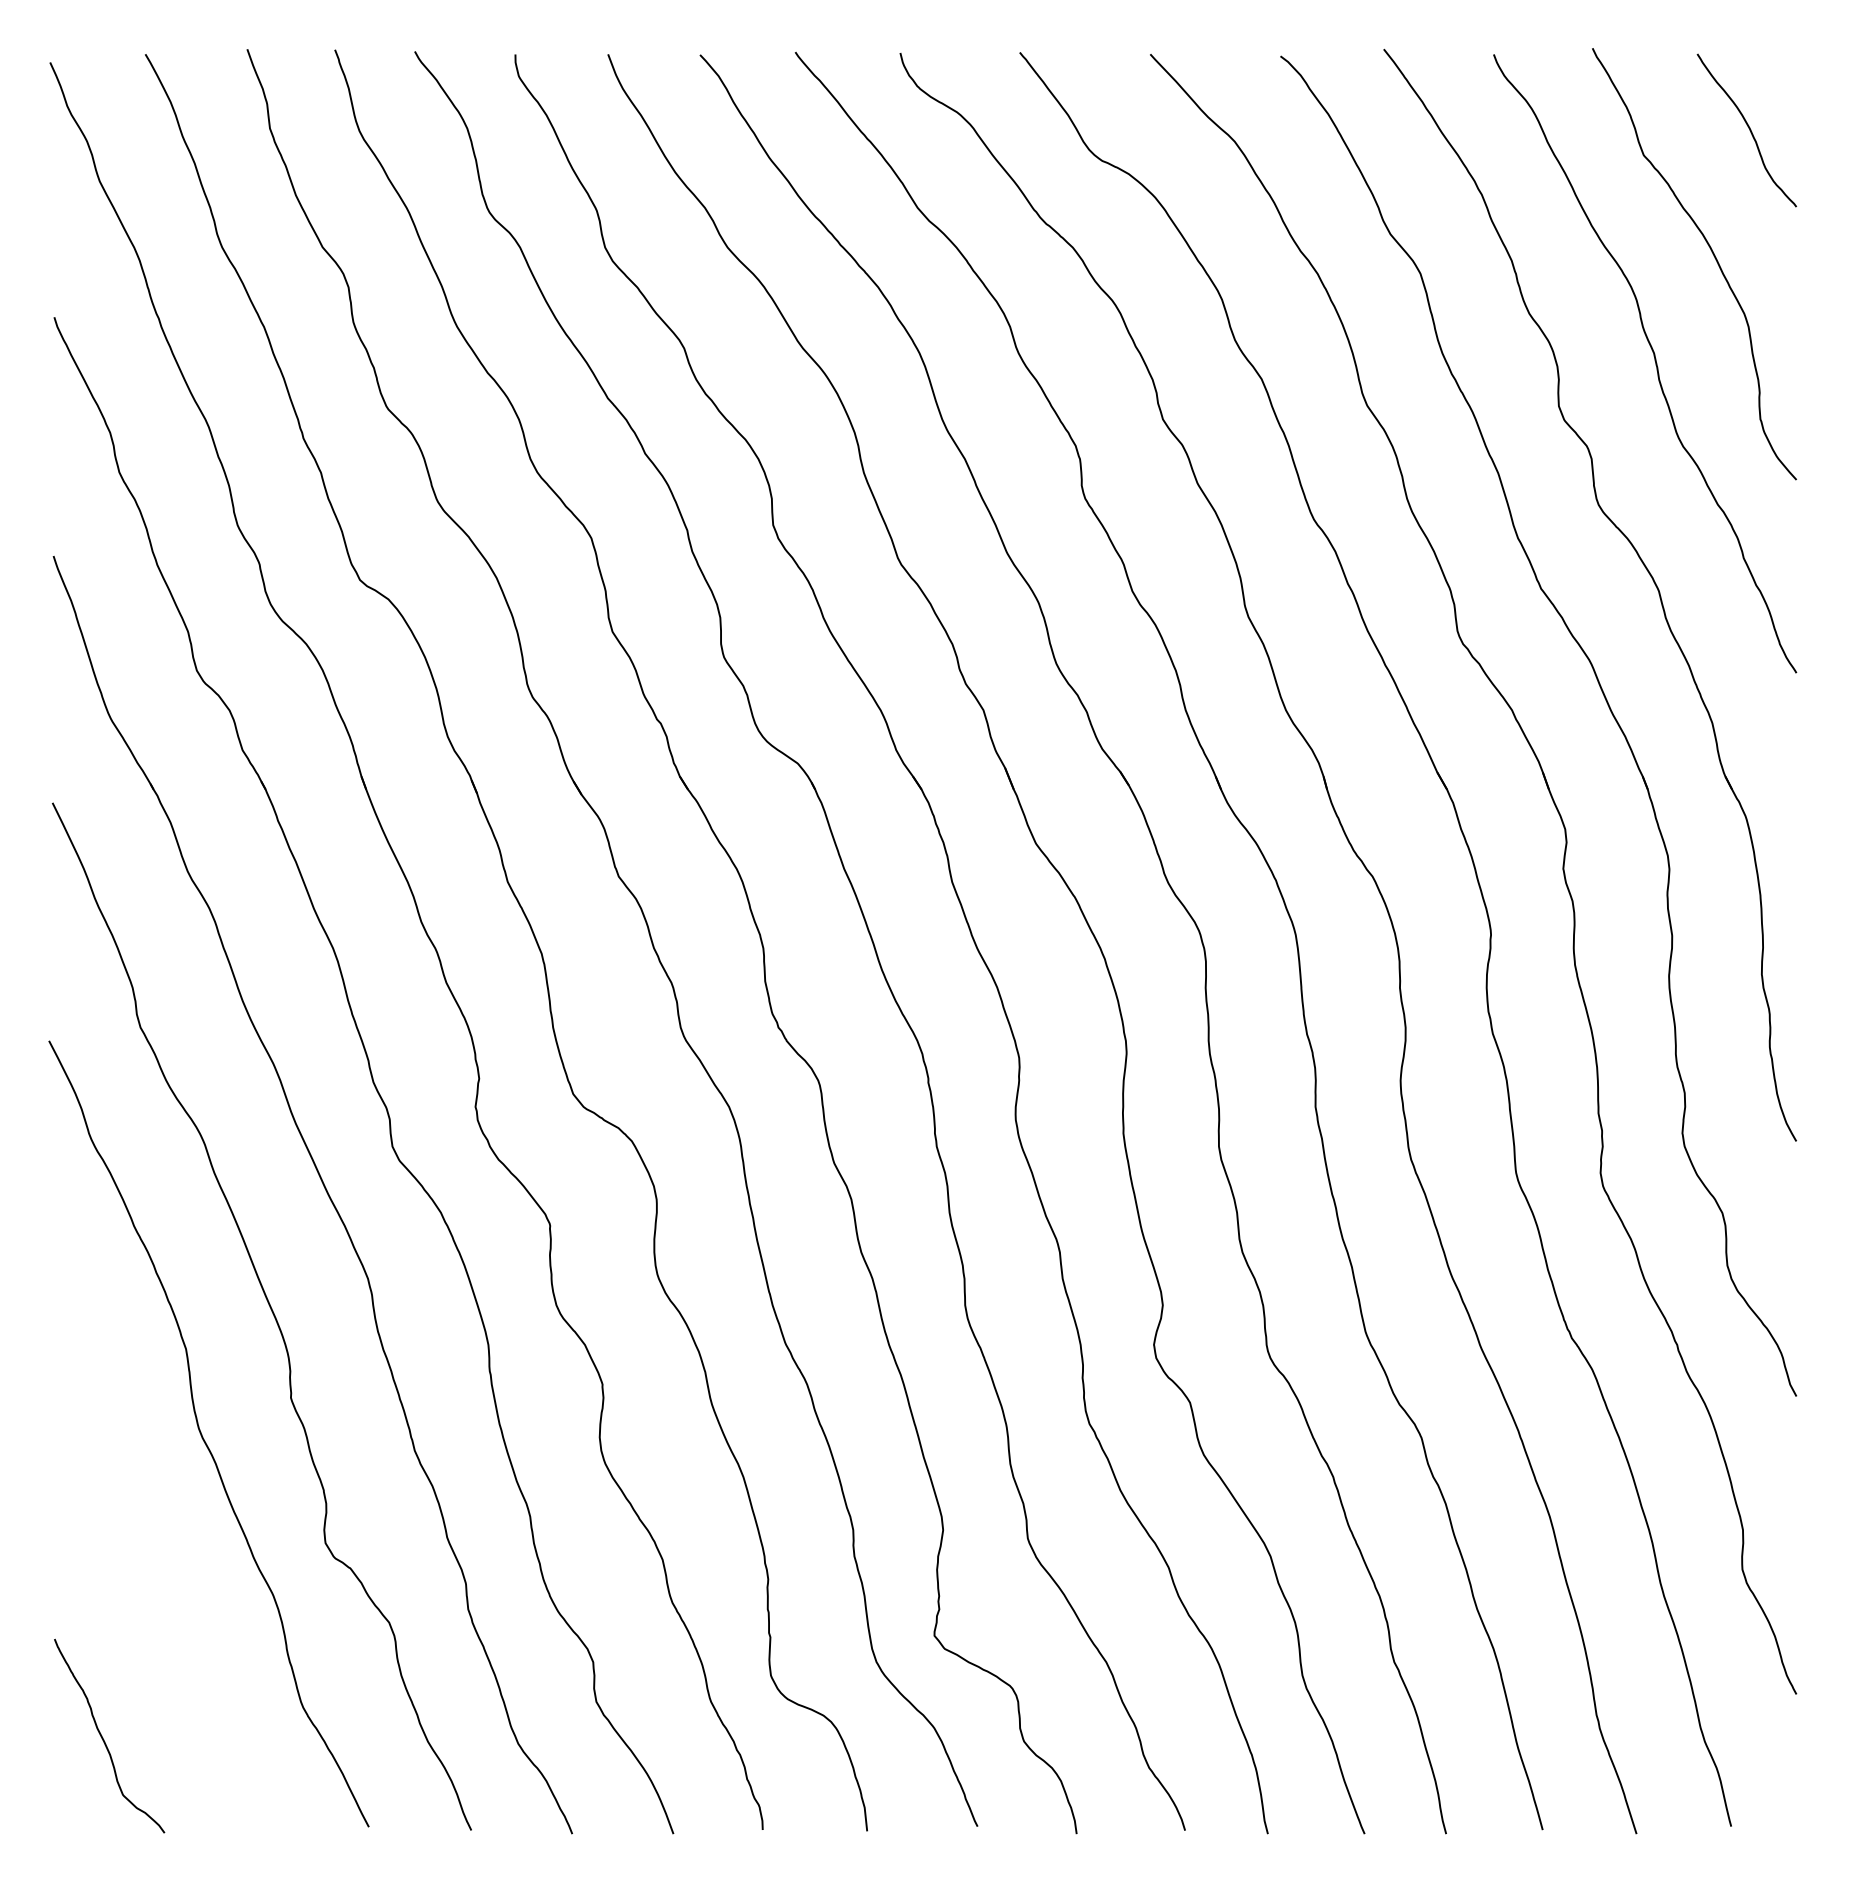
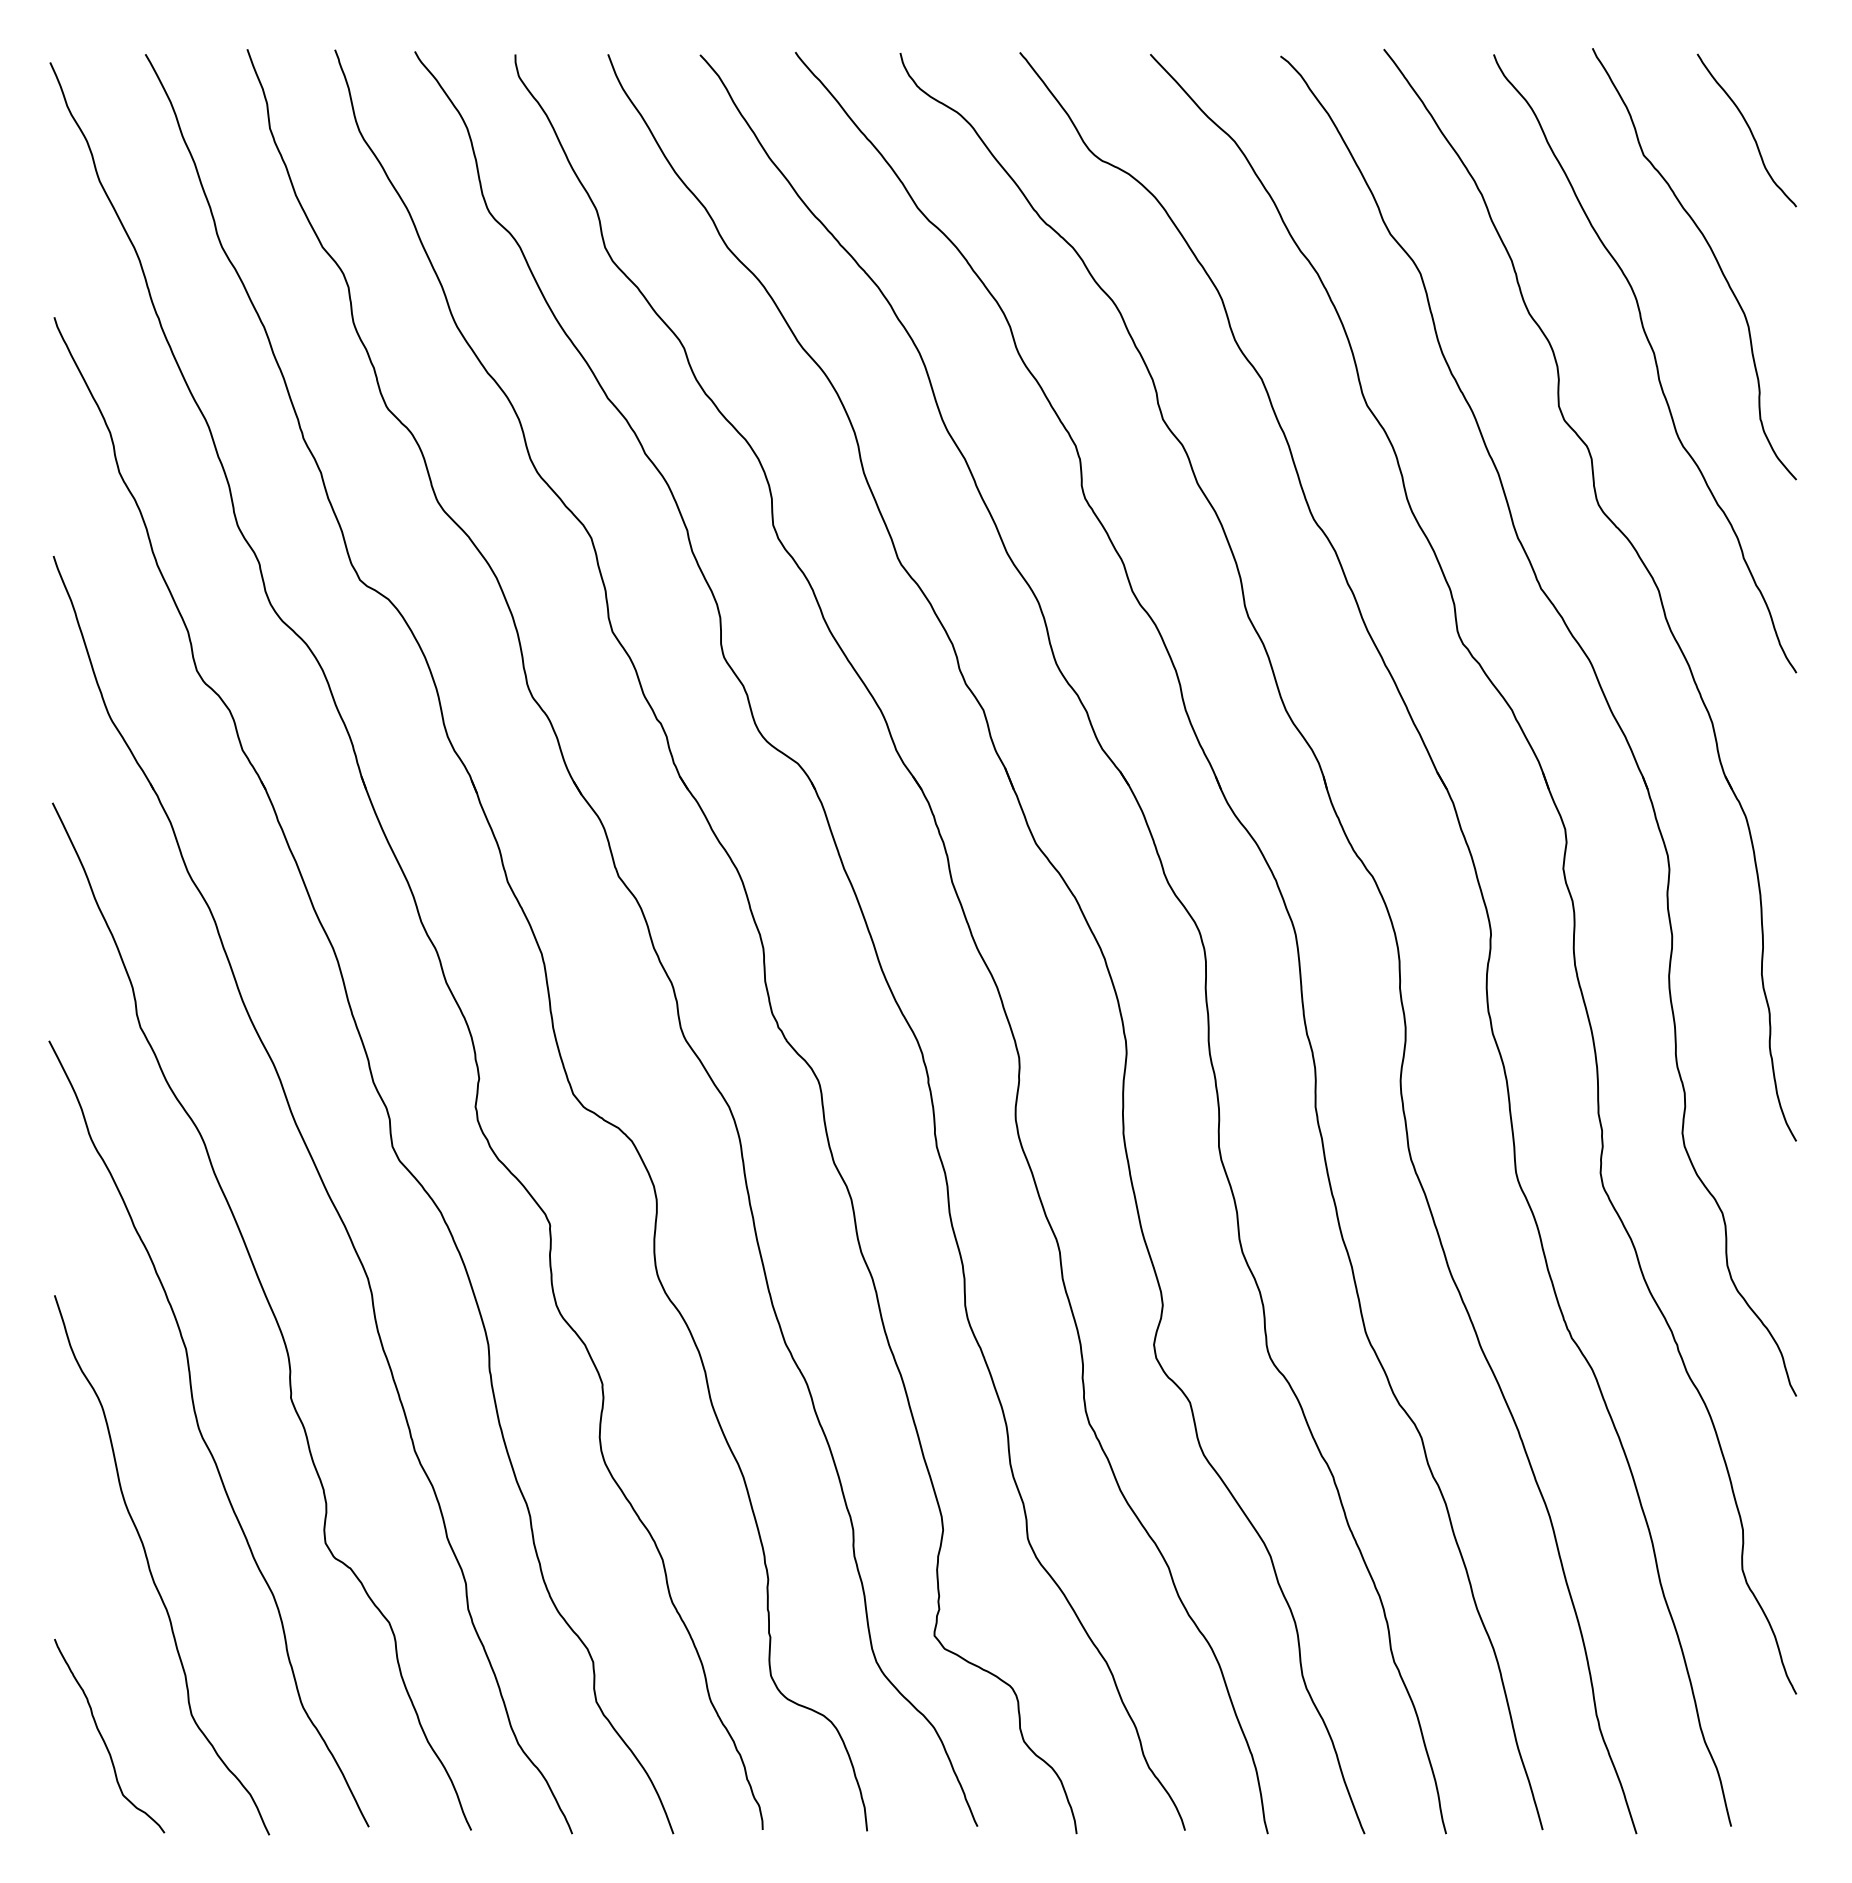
curve: none -> present (150, 1567)
